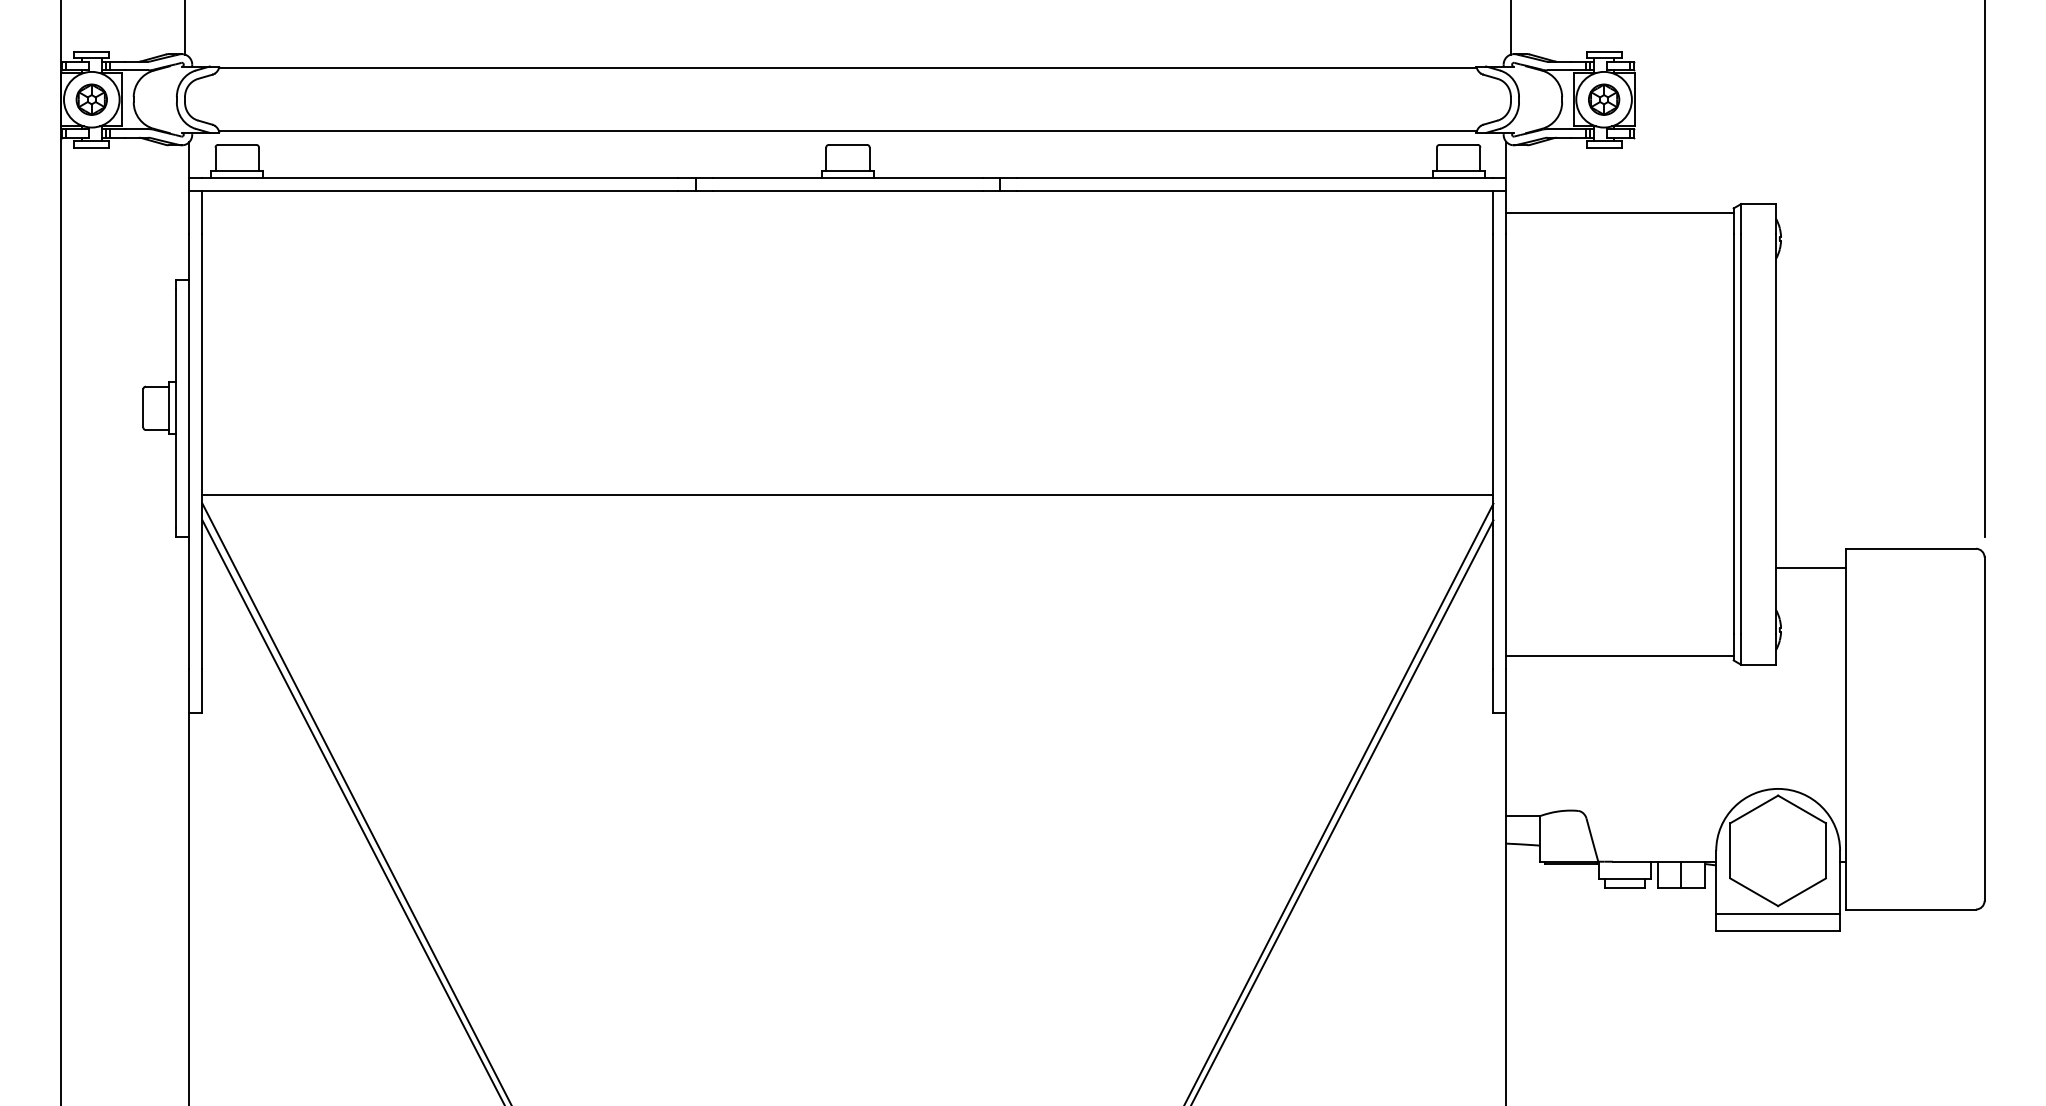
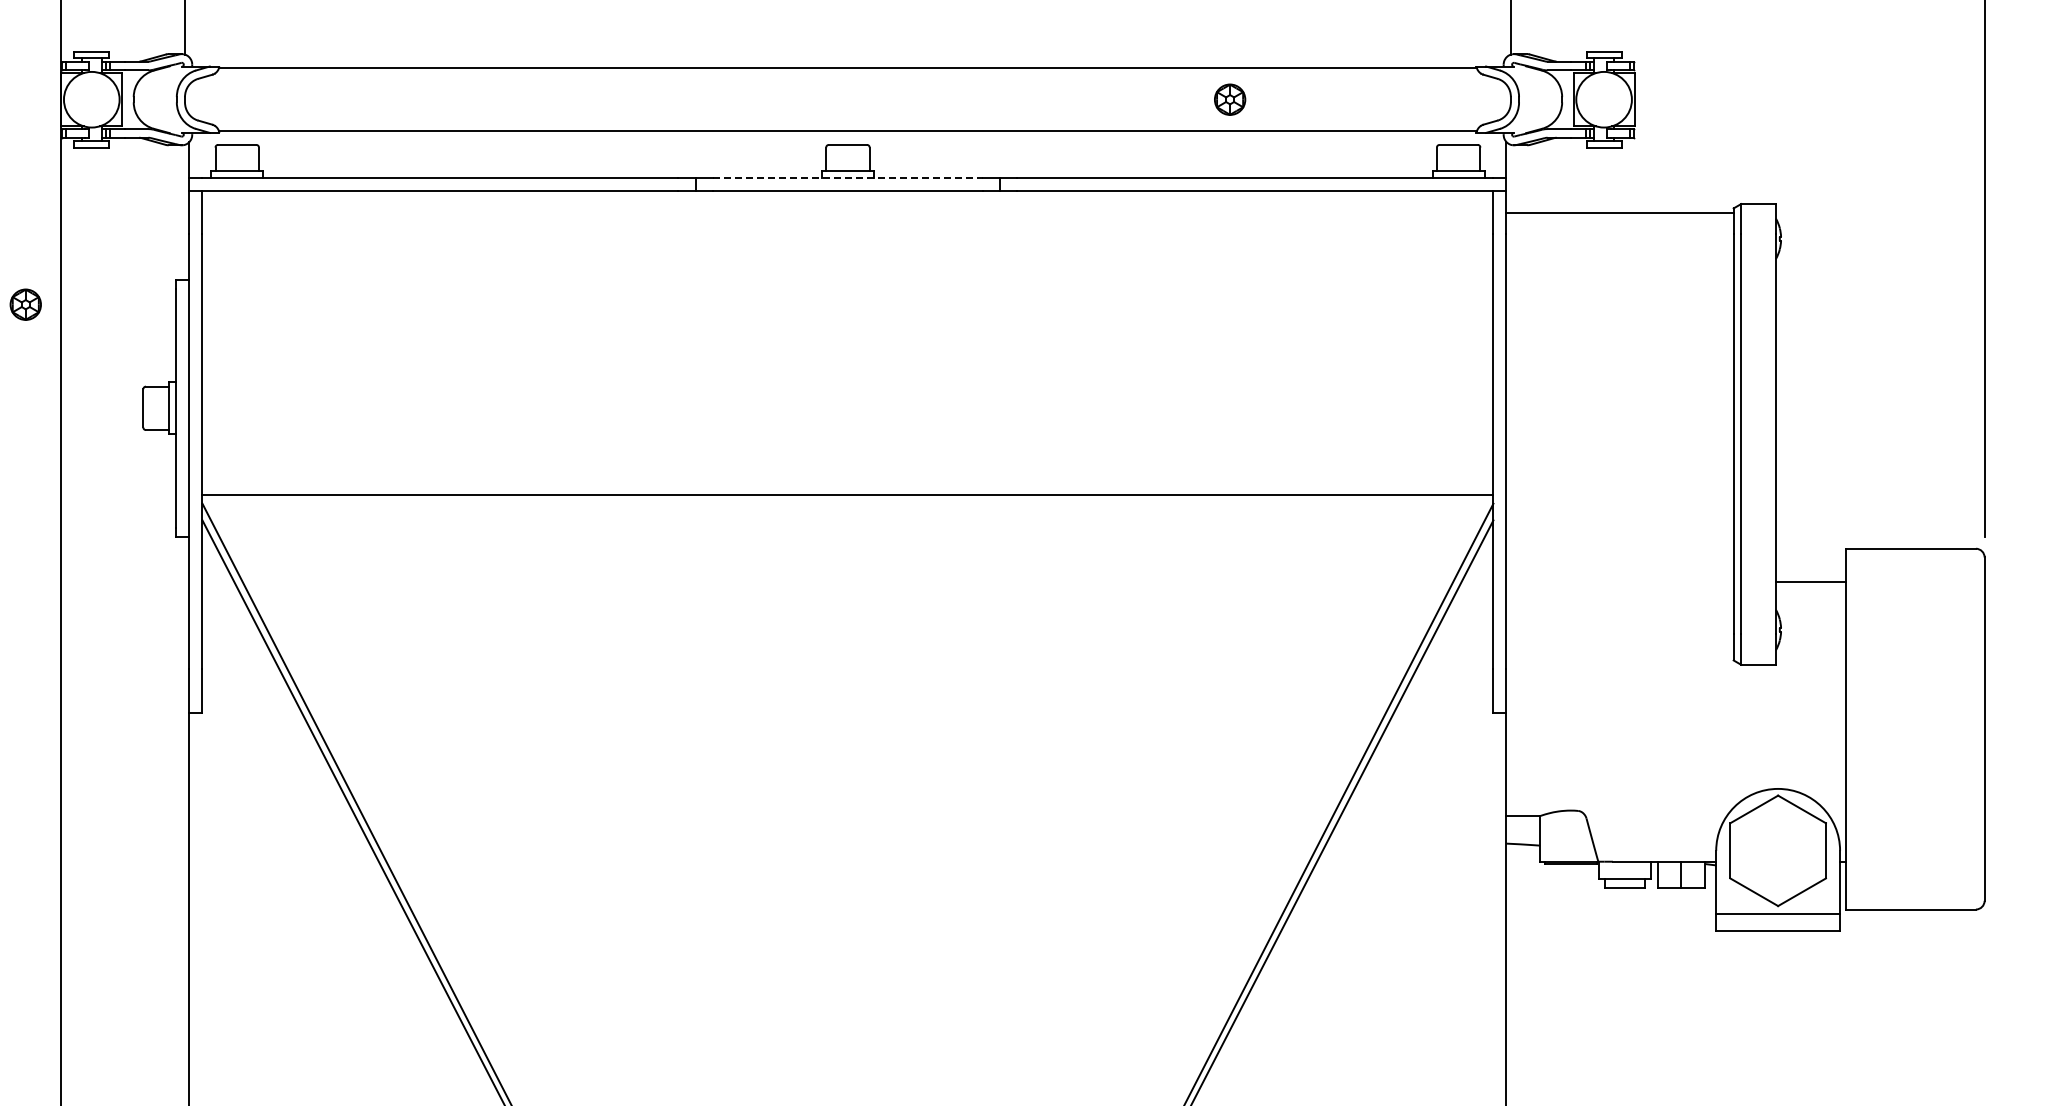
part position: (91, 99) -> (25, 304) (25, 304)
part position: (1604, 99) -> (1230, 99) (1230, 99)
line: solid -> dashed (847, 177)
line position: (1810, 568) -> (1810, 582) (1810, 582)
line: present -> none (1619, 656)
